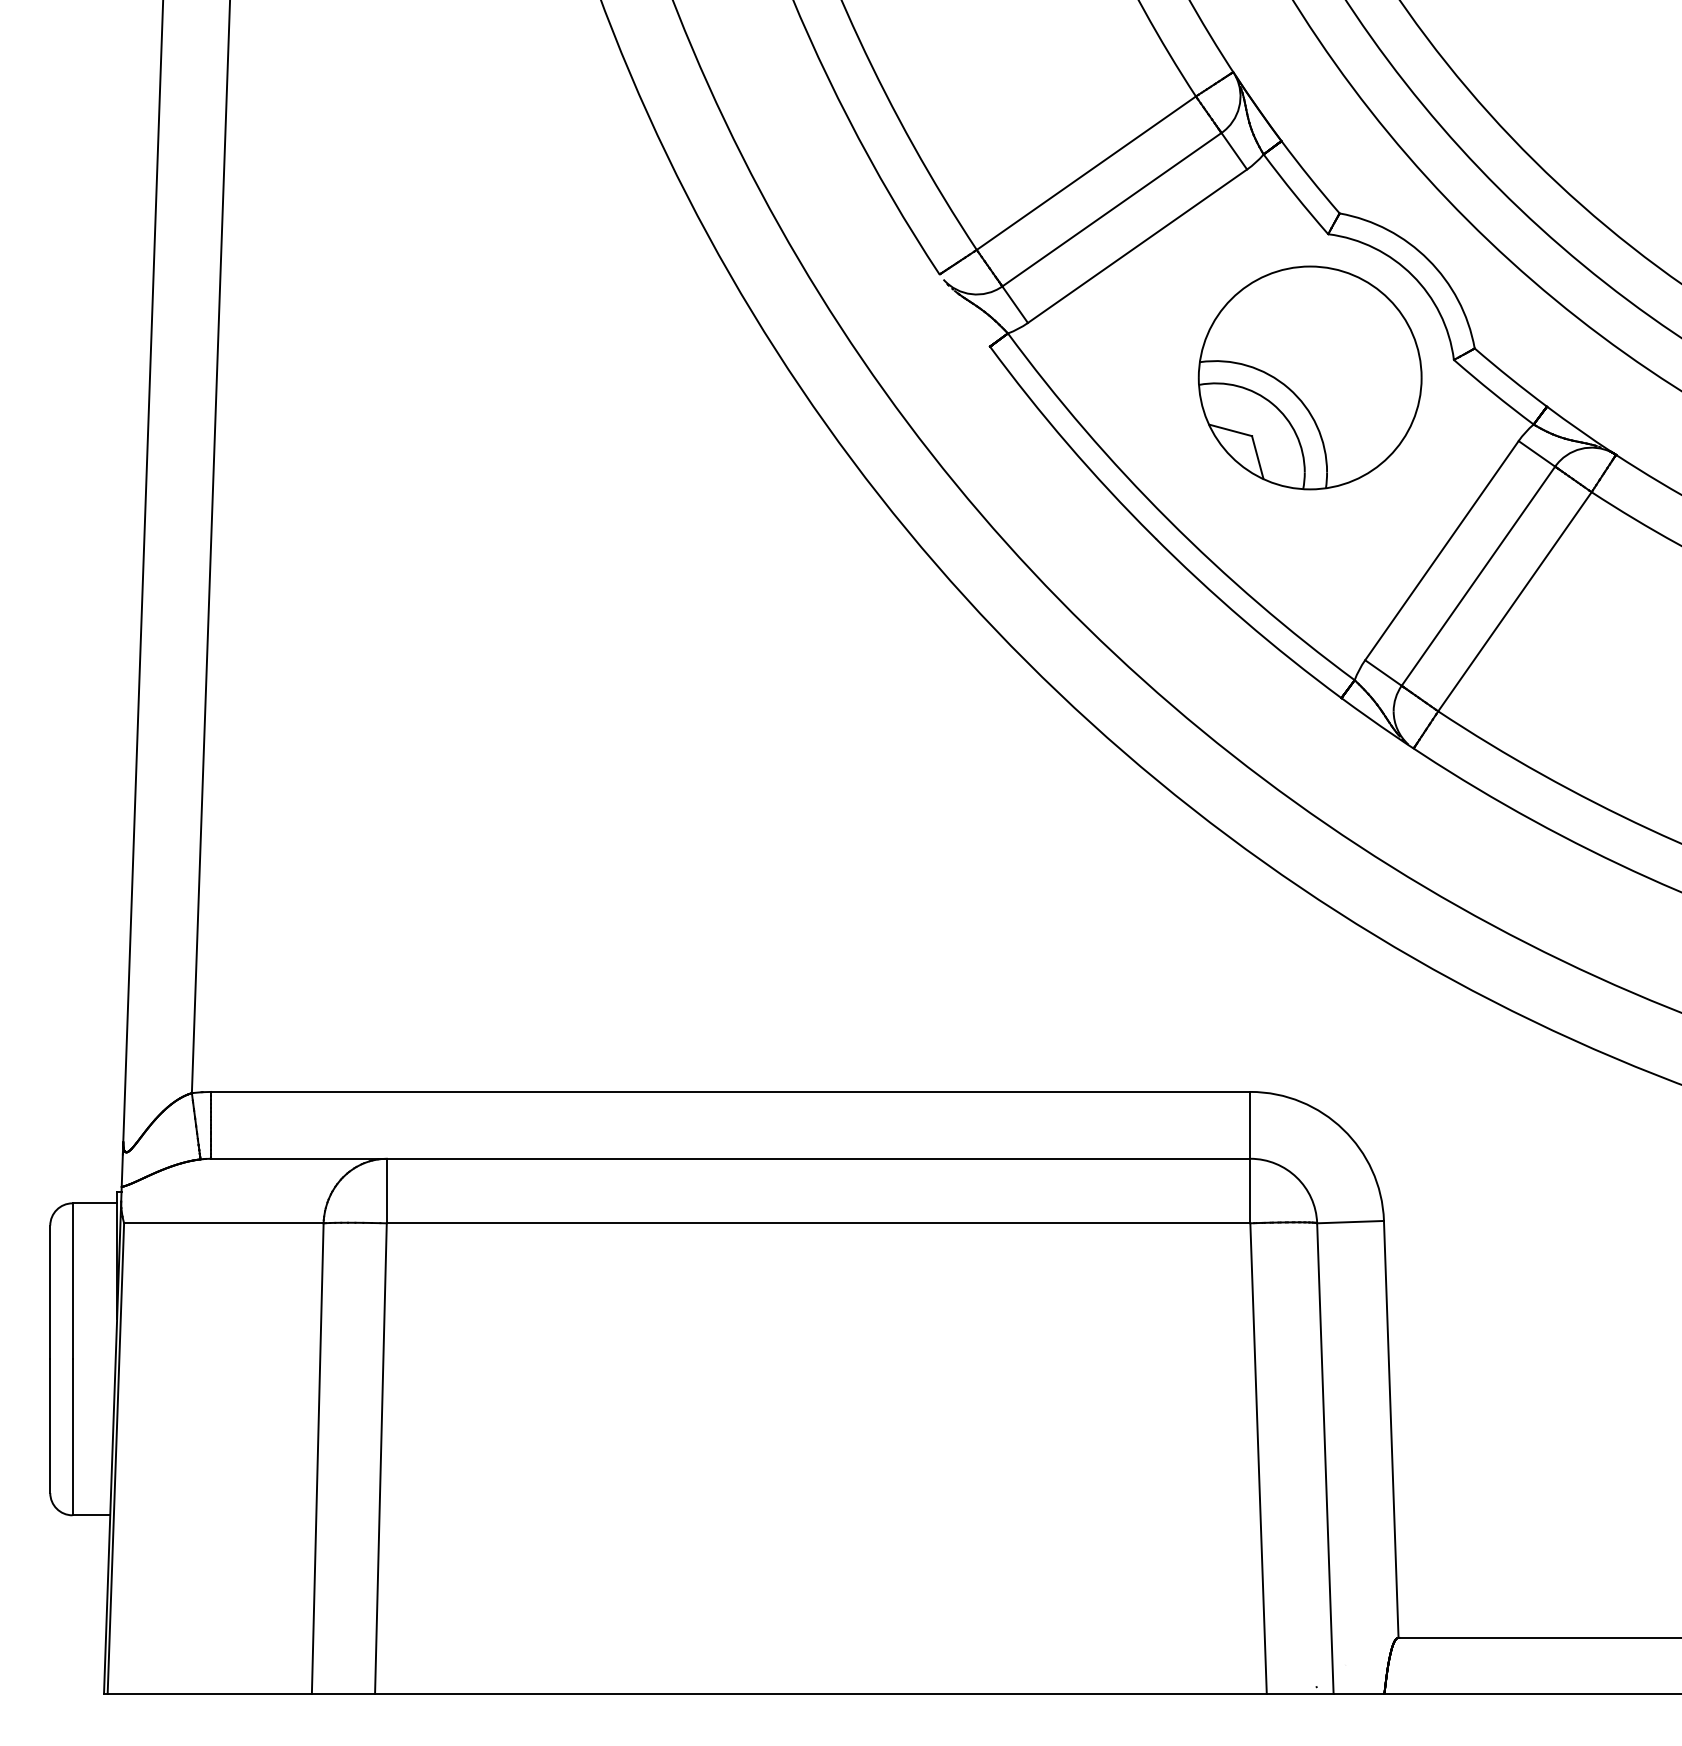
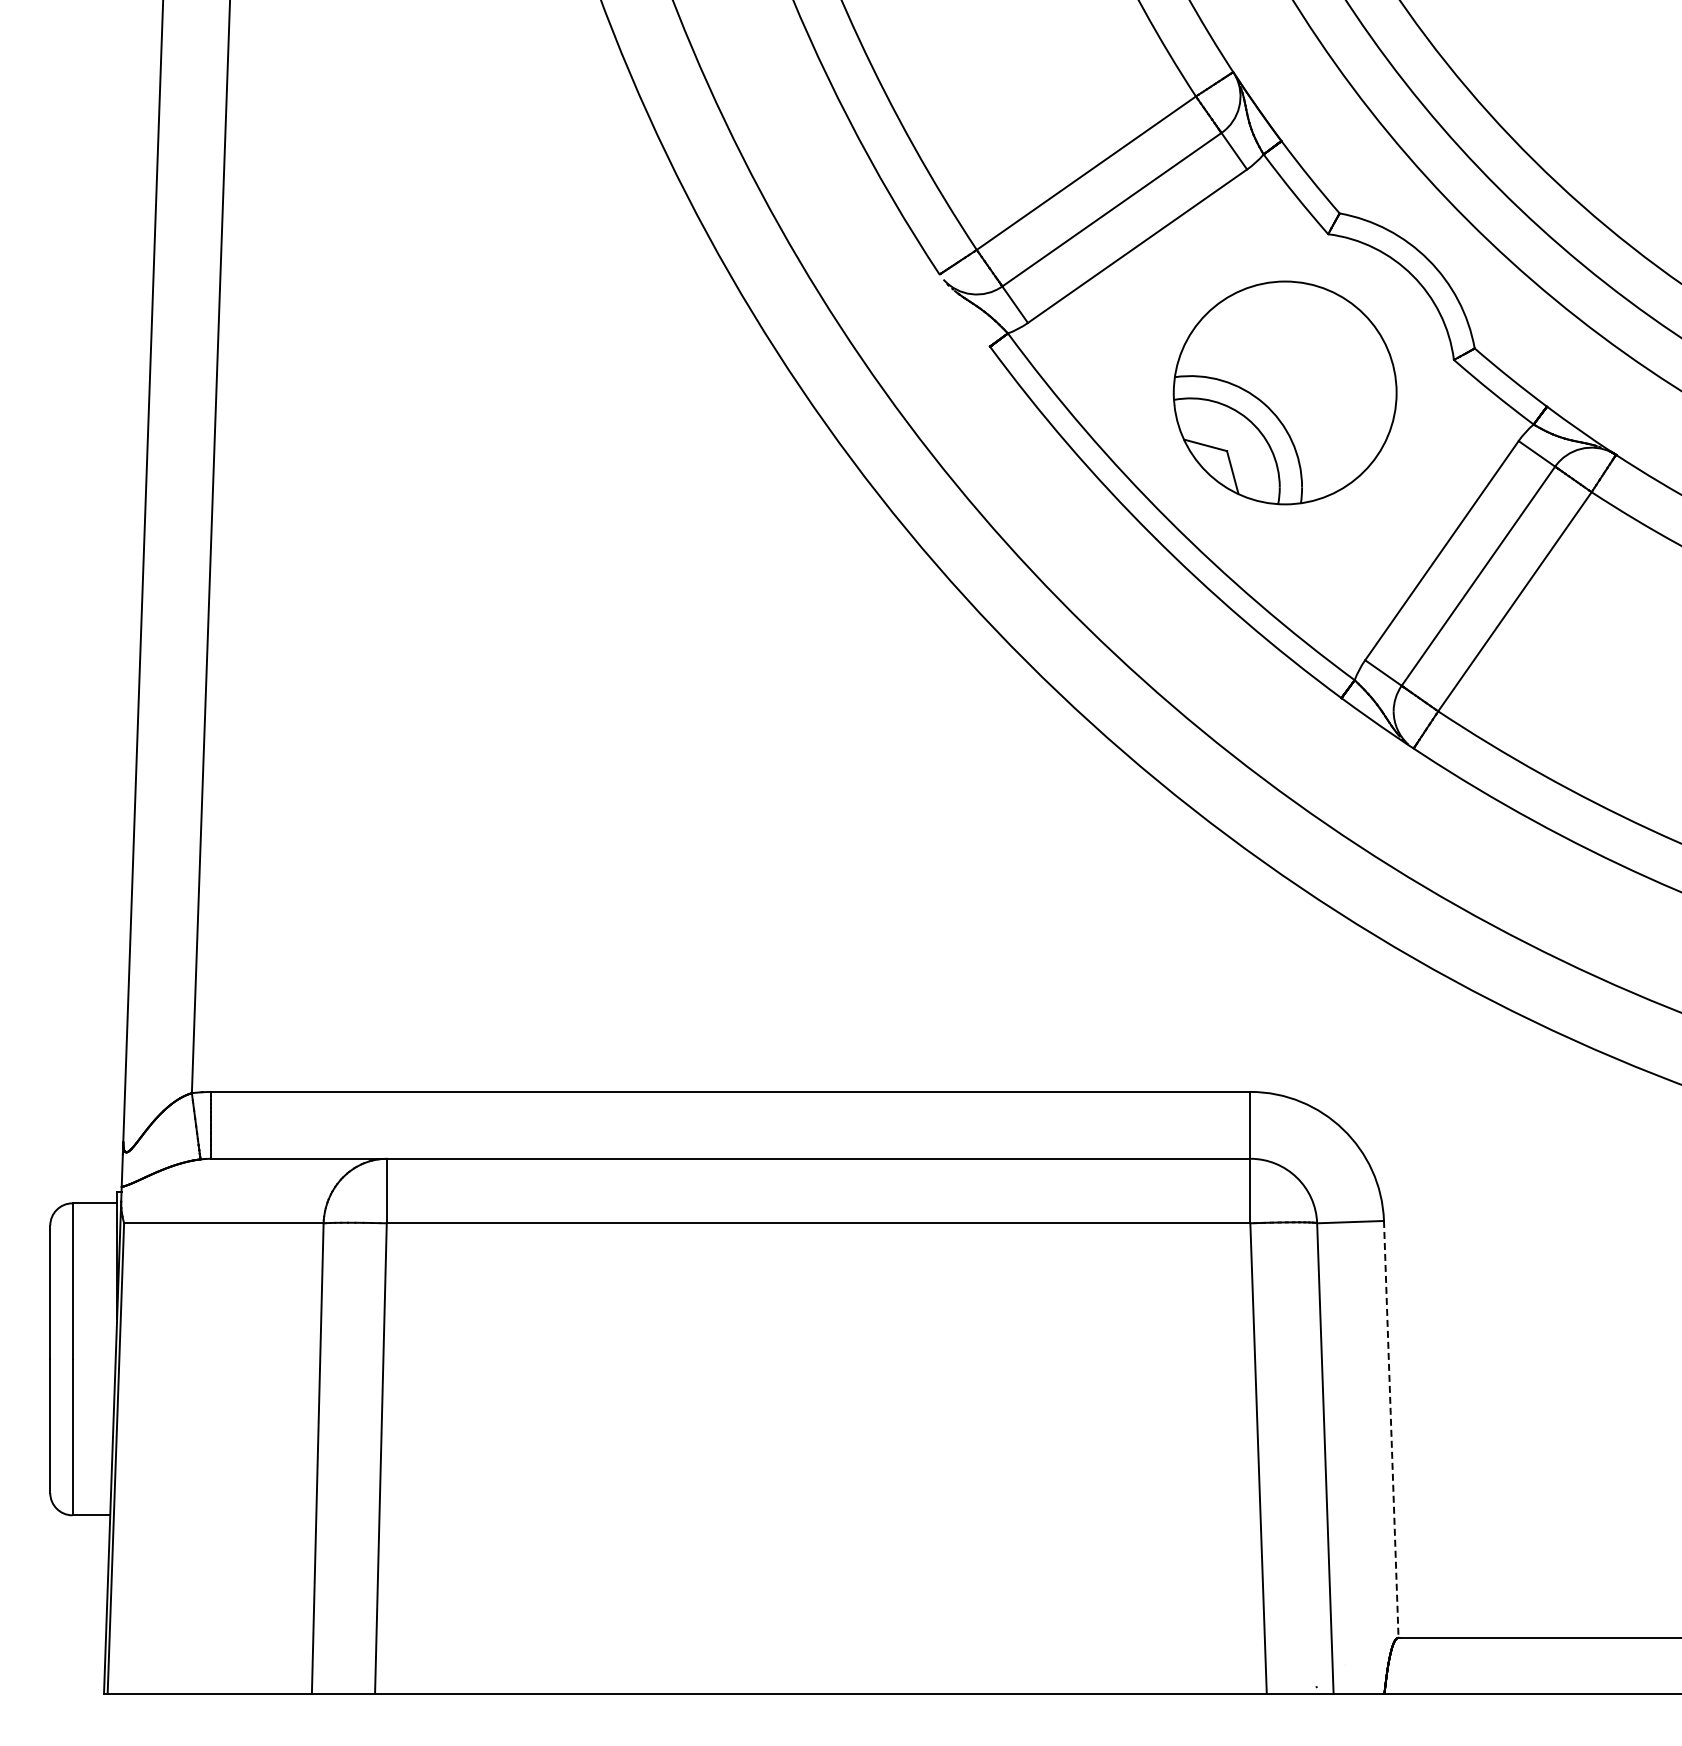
part position: (1309, 377) -> (1284, 392) (1284, 392)
line: solid -> dashed (1391, 1429)
